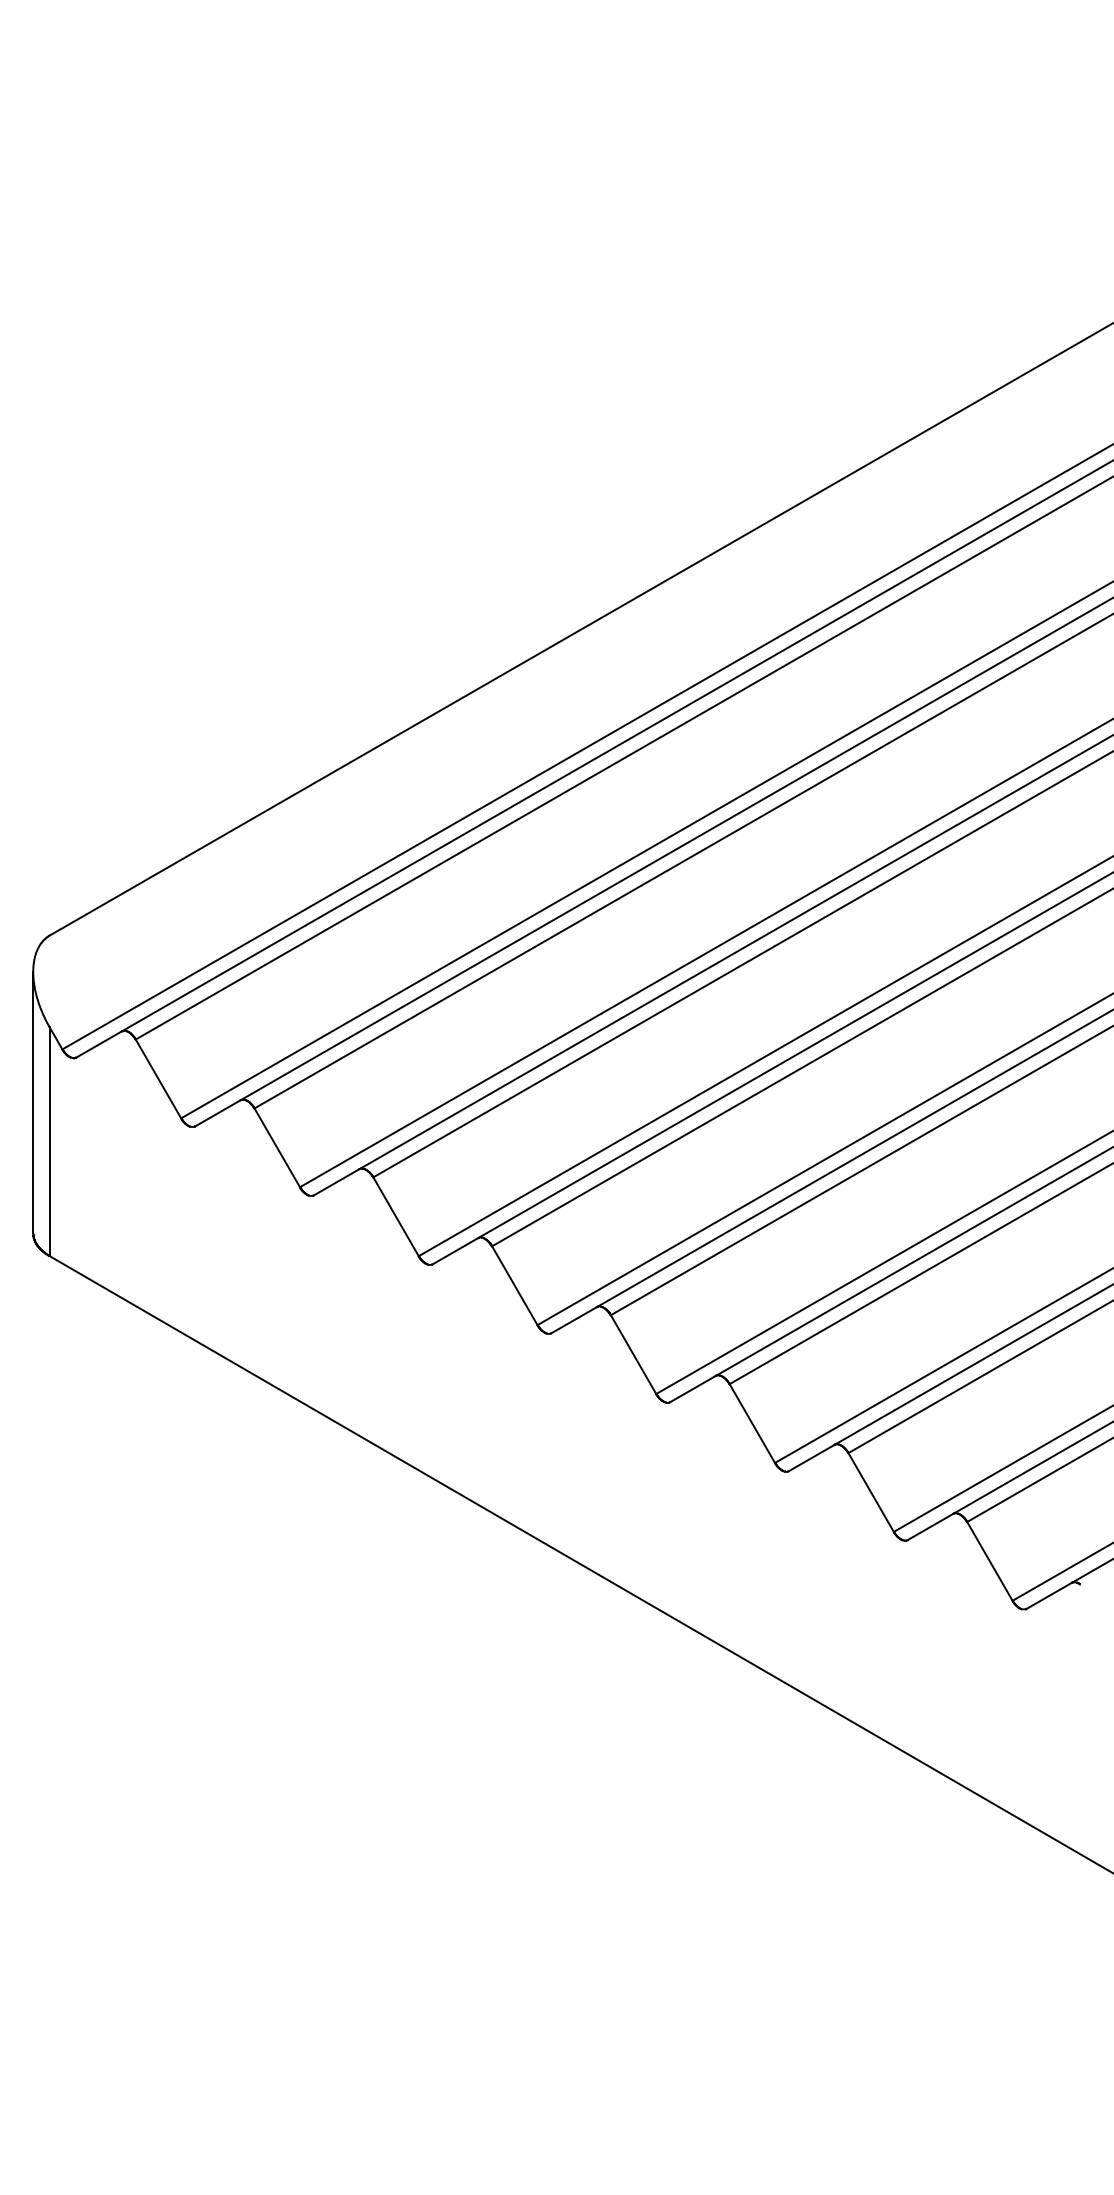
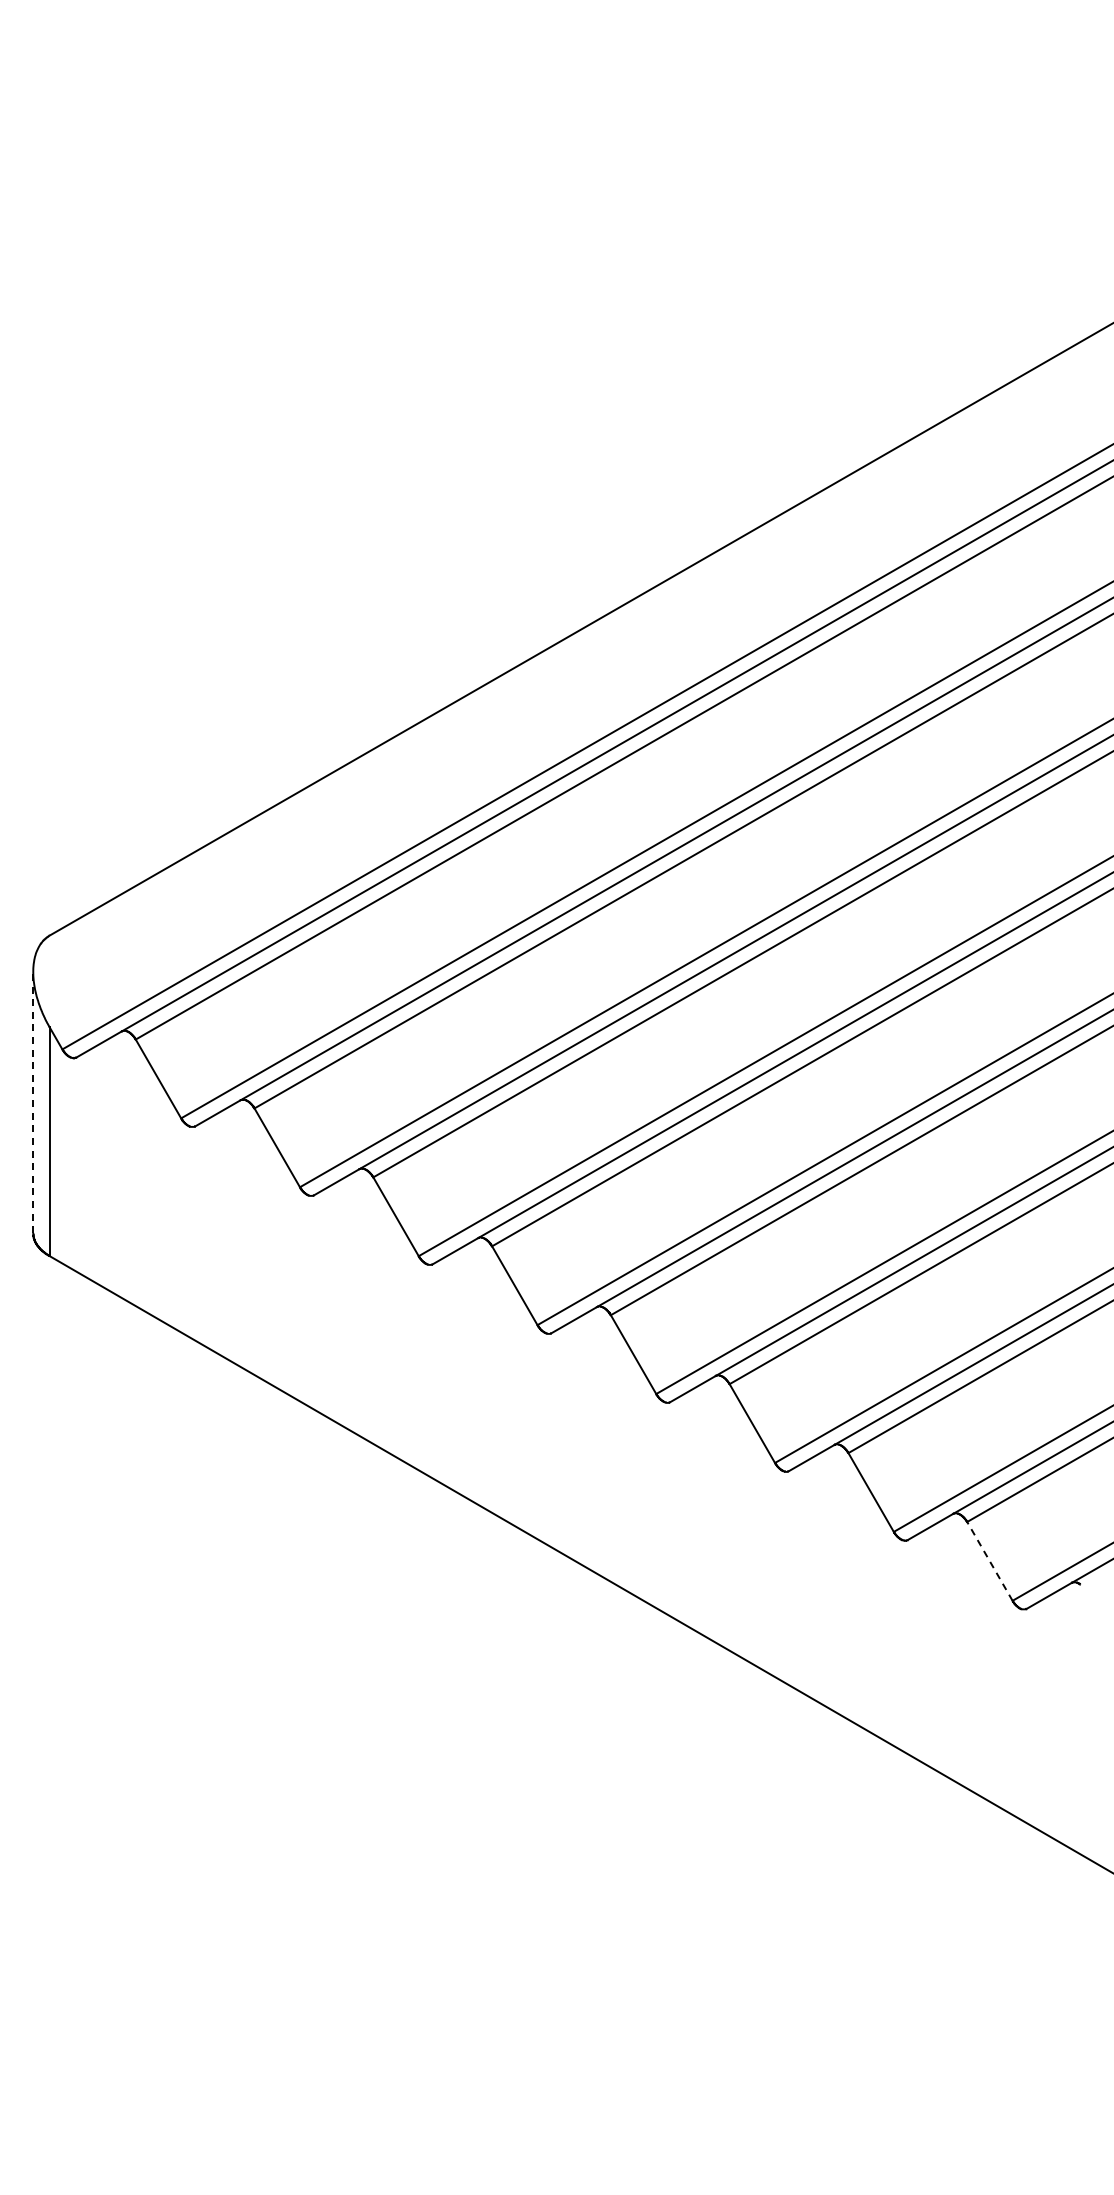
line: solid -> dashed (33, 1102)
line: solid -> dashed (989, 1560)
